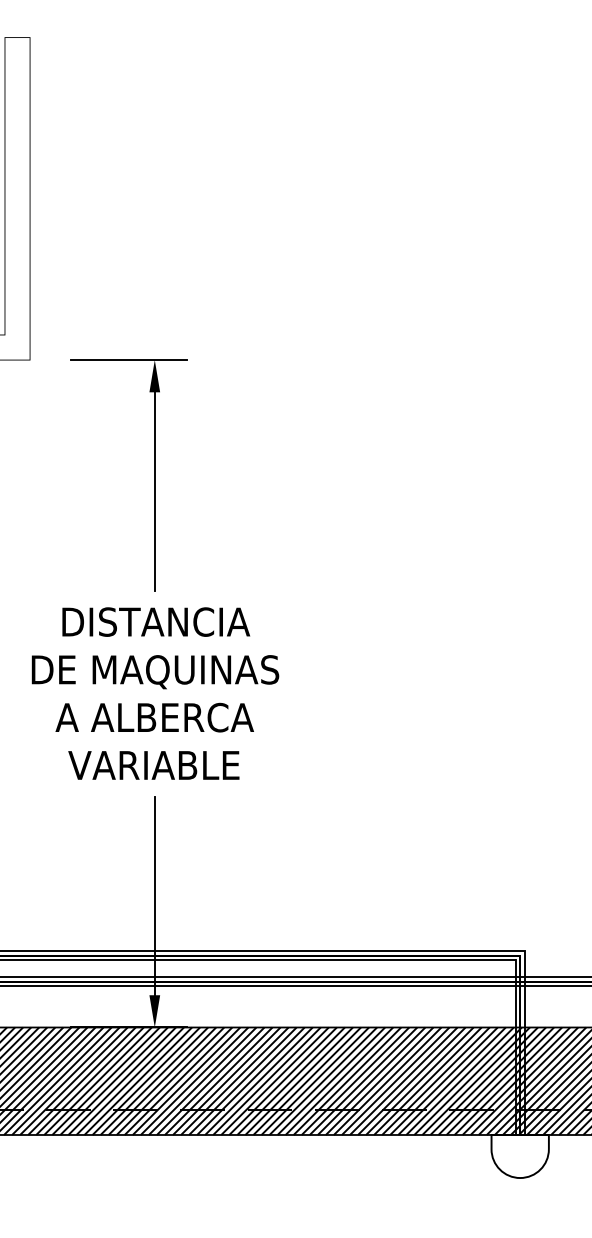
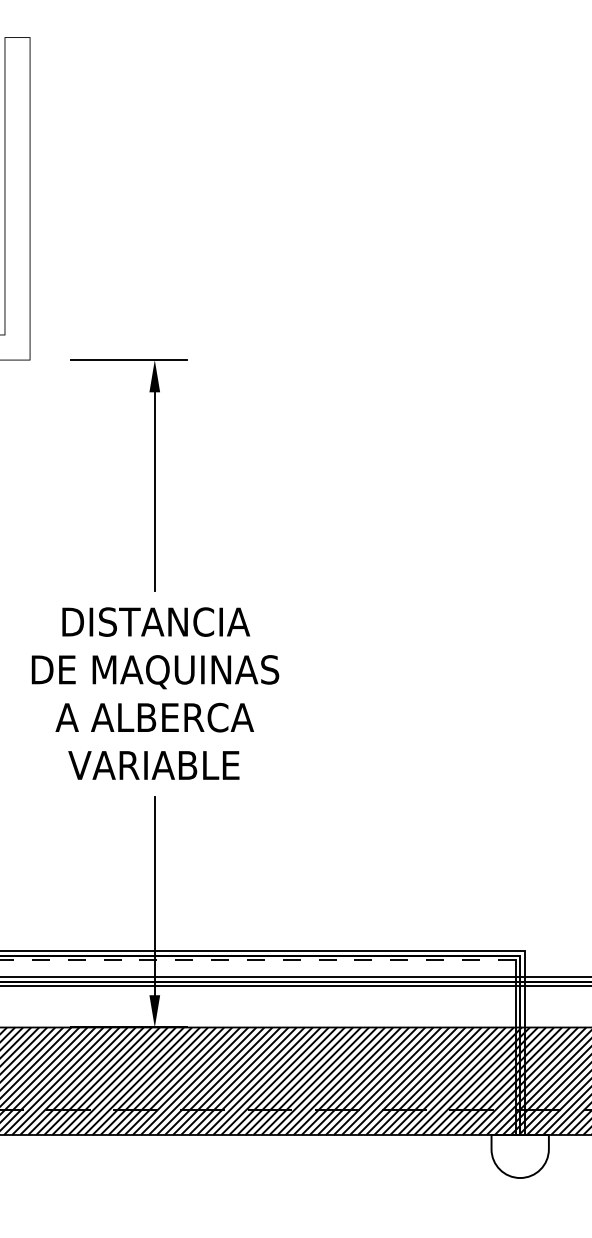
line: solid -> dashed (257, 960)
